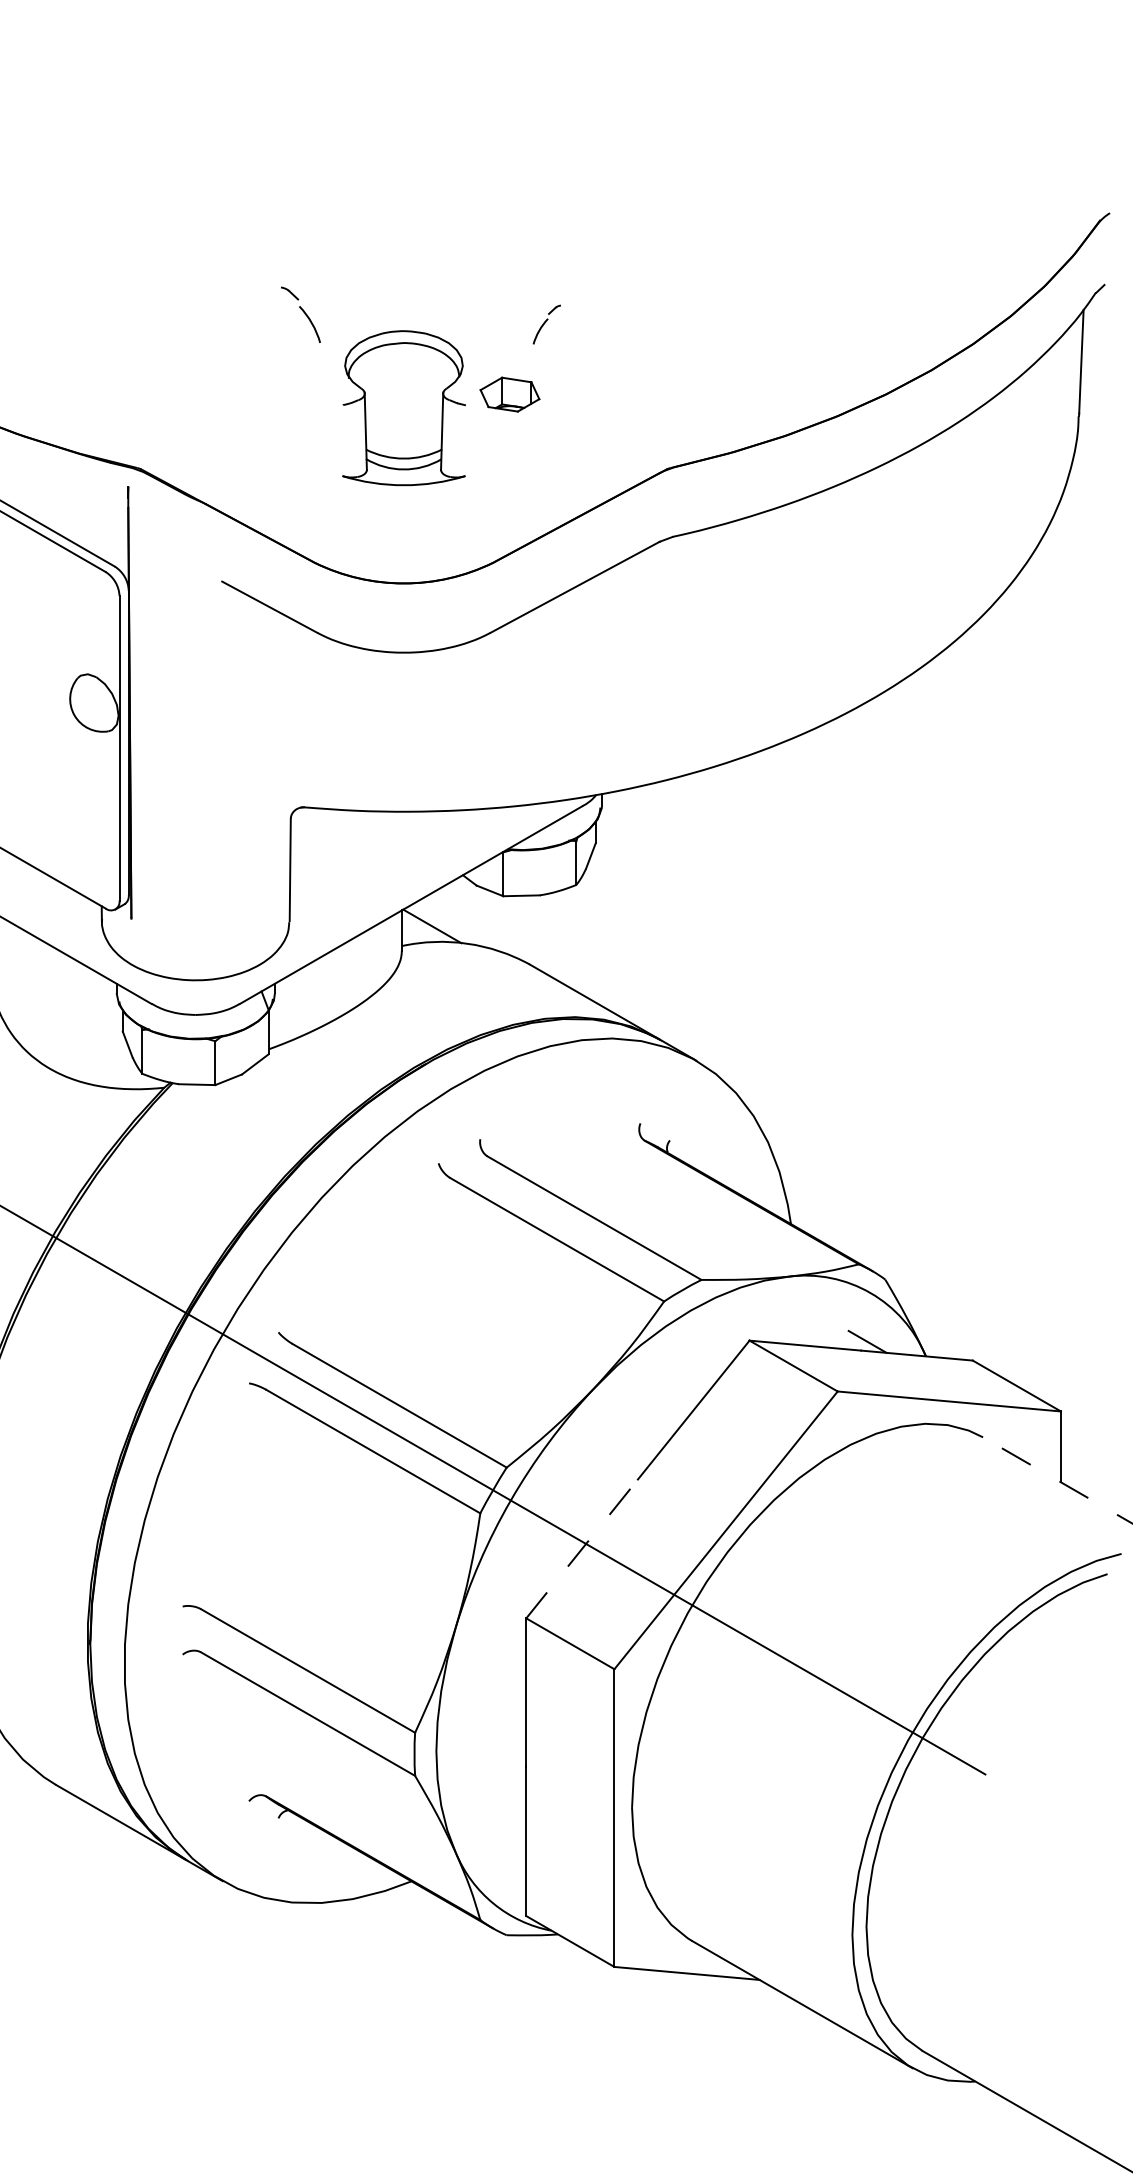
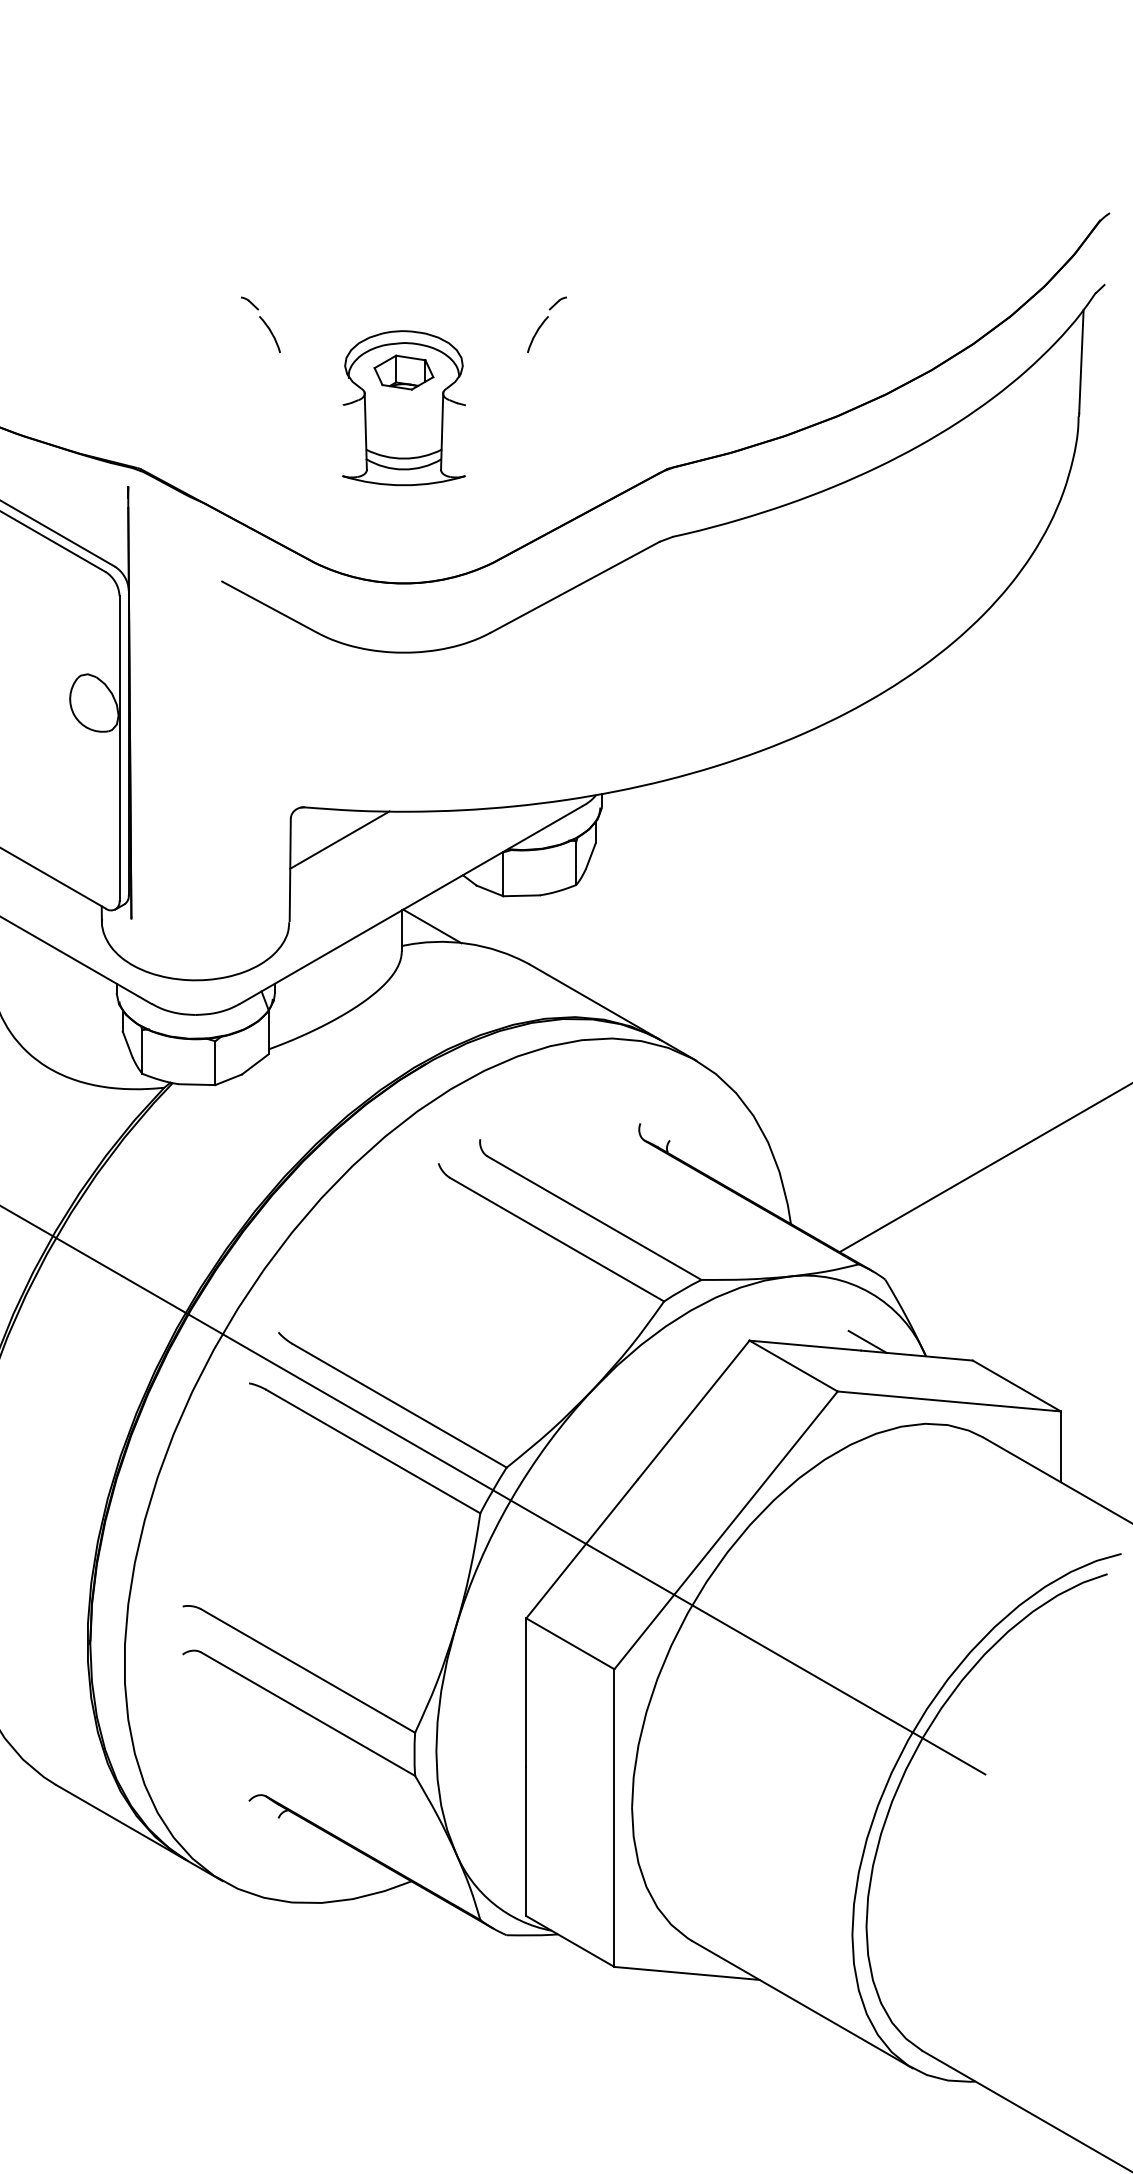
part position: (300, 314) -> (260, 324) (260, 324)
part size: 29x41 px -> 40x57 px (546, 324)
part position: (509, 394) -> (403, 372) (403, 372)
line: none -> present (339, 839)
line: none -> present (984, 1168)
line: dashed -> solid (1057, 1480)
line: dashed -> solid (582, 1548)
